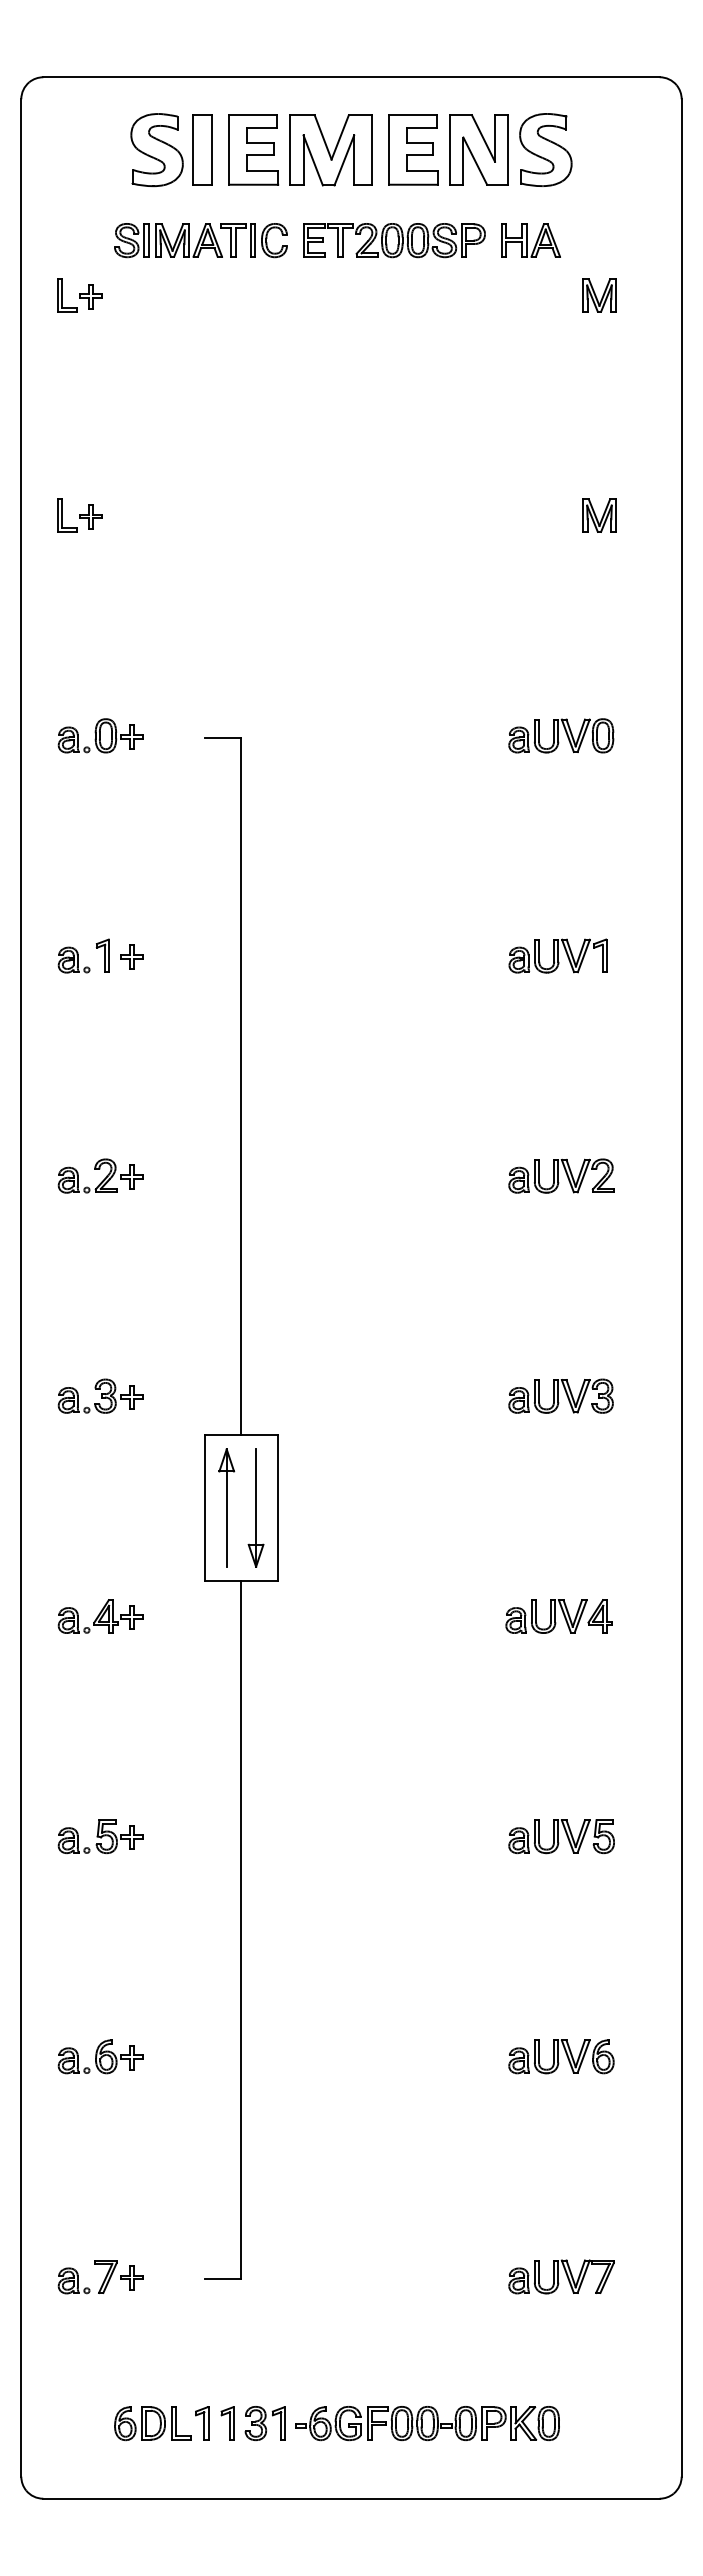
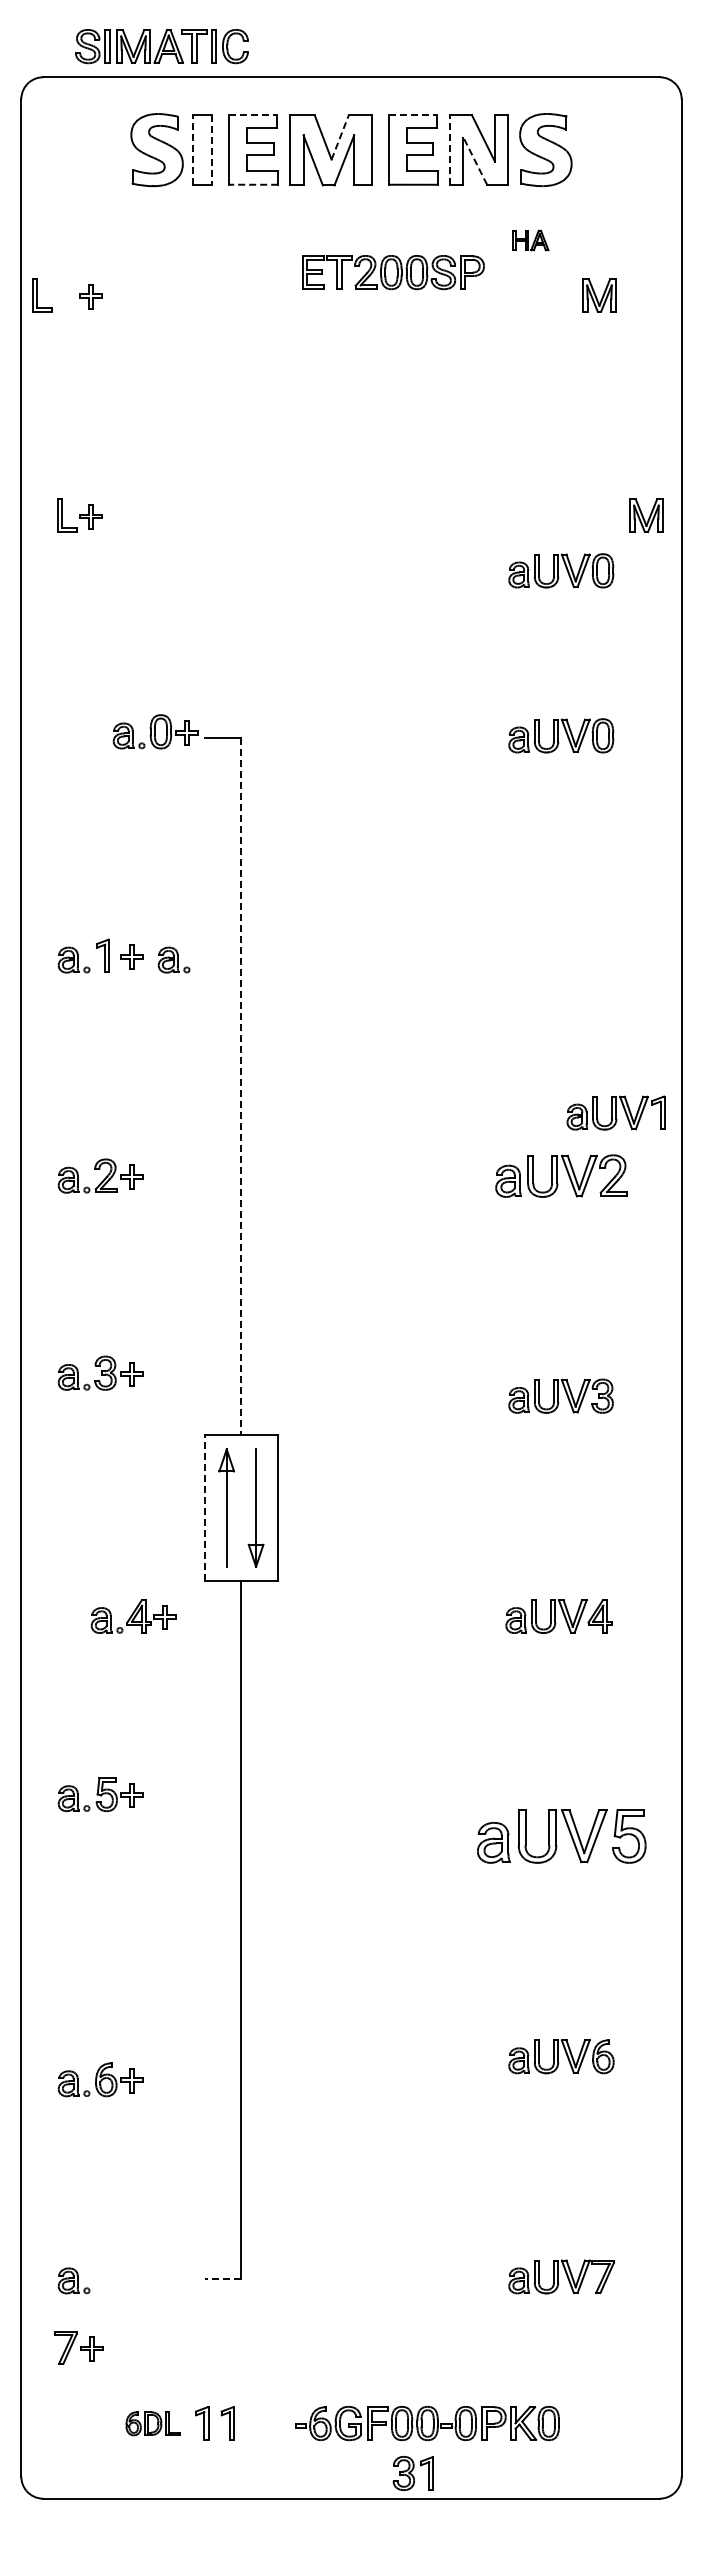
line: solid -> dashed (253, 115)
line: solid -> dashed (413, 115)
line: solid -> dashed (340, 137)
line: solid -> dashed (193, 149)
line: solid -> dashed (212, 149)
line: solid -> dashed (450, 149)
line: solid -> dashed (475, 160)
line: solid -> dashed (253, 184)
part position: (200, 240) -> (161, 46) (161, 46)
part position: (394, 240) -> (393, 272) (393, 272)
part size: 60x35 px -> 38x23 px (530, 240)
part position: (67, 295) -> (42, 295) (42, 295)
part position: (599, 515) -> (646, 515) (646, 515)
part: none -> present (561, 570)
part position: (100, 735) -> (155, 731) (155, 731)
part position: (557, 955) -> (615, 1112) (615, 1112)
part: none -> present (173, 959)
line: solid -> dashed (241, 1086)
part size: 107x36 px -> 133x44 px (561, 1175)
part position: (100, 1395) -> (100, 1372) (100, 1372)
line: solid -> dashed (204, 1507)
part position: (100, 1616) -> (133, 1616) (133, 1616)
part position: (100, 1836) -> (100, 1794) (100, 1794)
part size: 107x36 px -> 170x55 px (561, 1836)
part position: (100, 2056) -> (100, 2079) (100, 2079)
part position: (118, 2276) -> (78, 2347) (78, 2347)
line: solid -> dashed (222, 2278)
part size: 78x36 px -> 56x26 px (152, 2423)
part position: (264, 2423) -> (412, 2473) (412, 2473)
